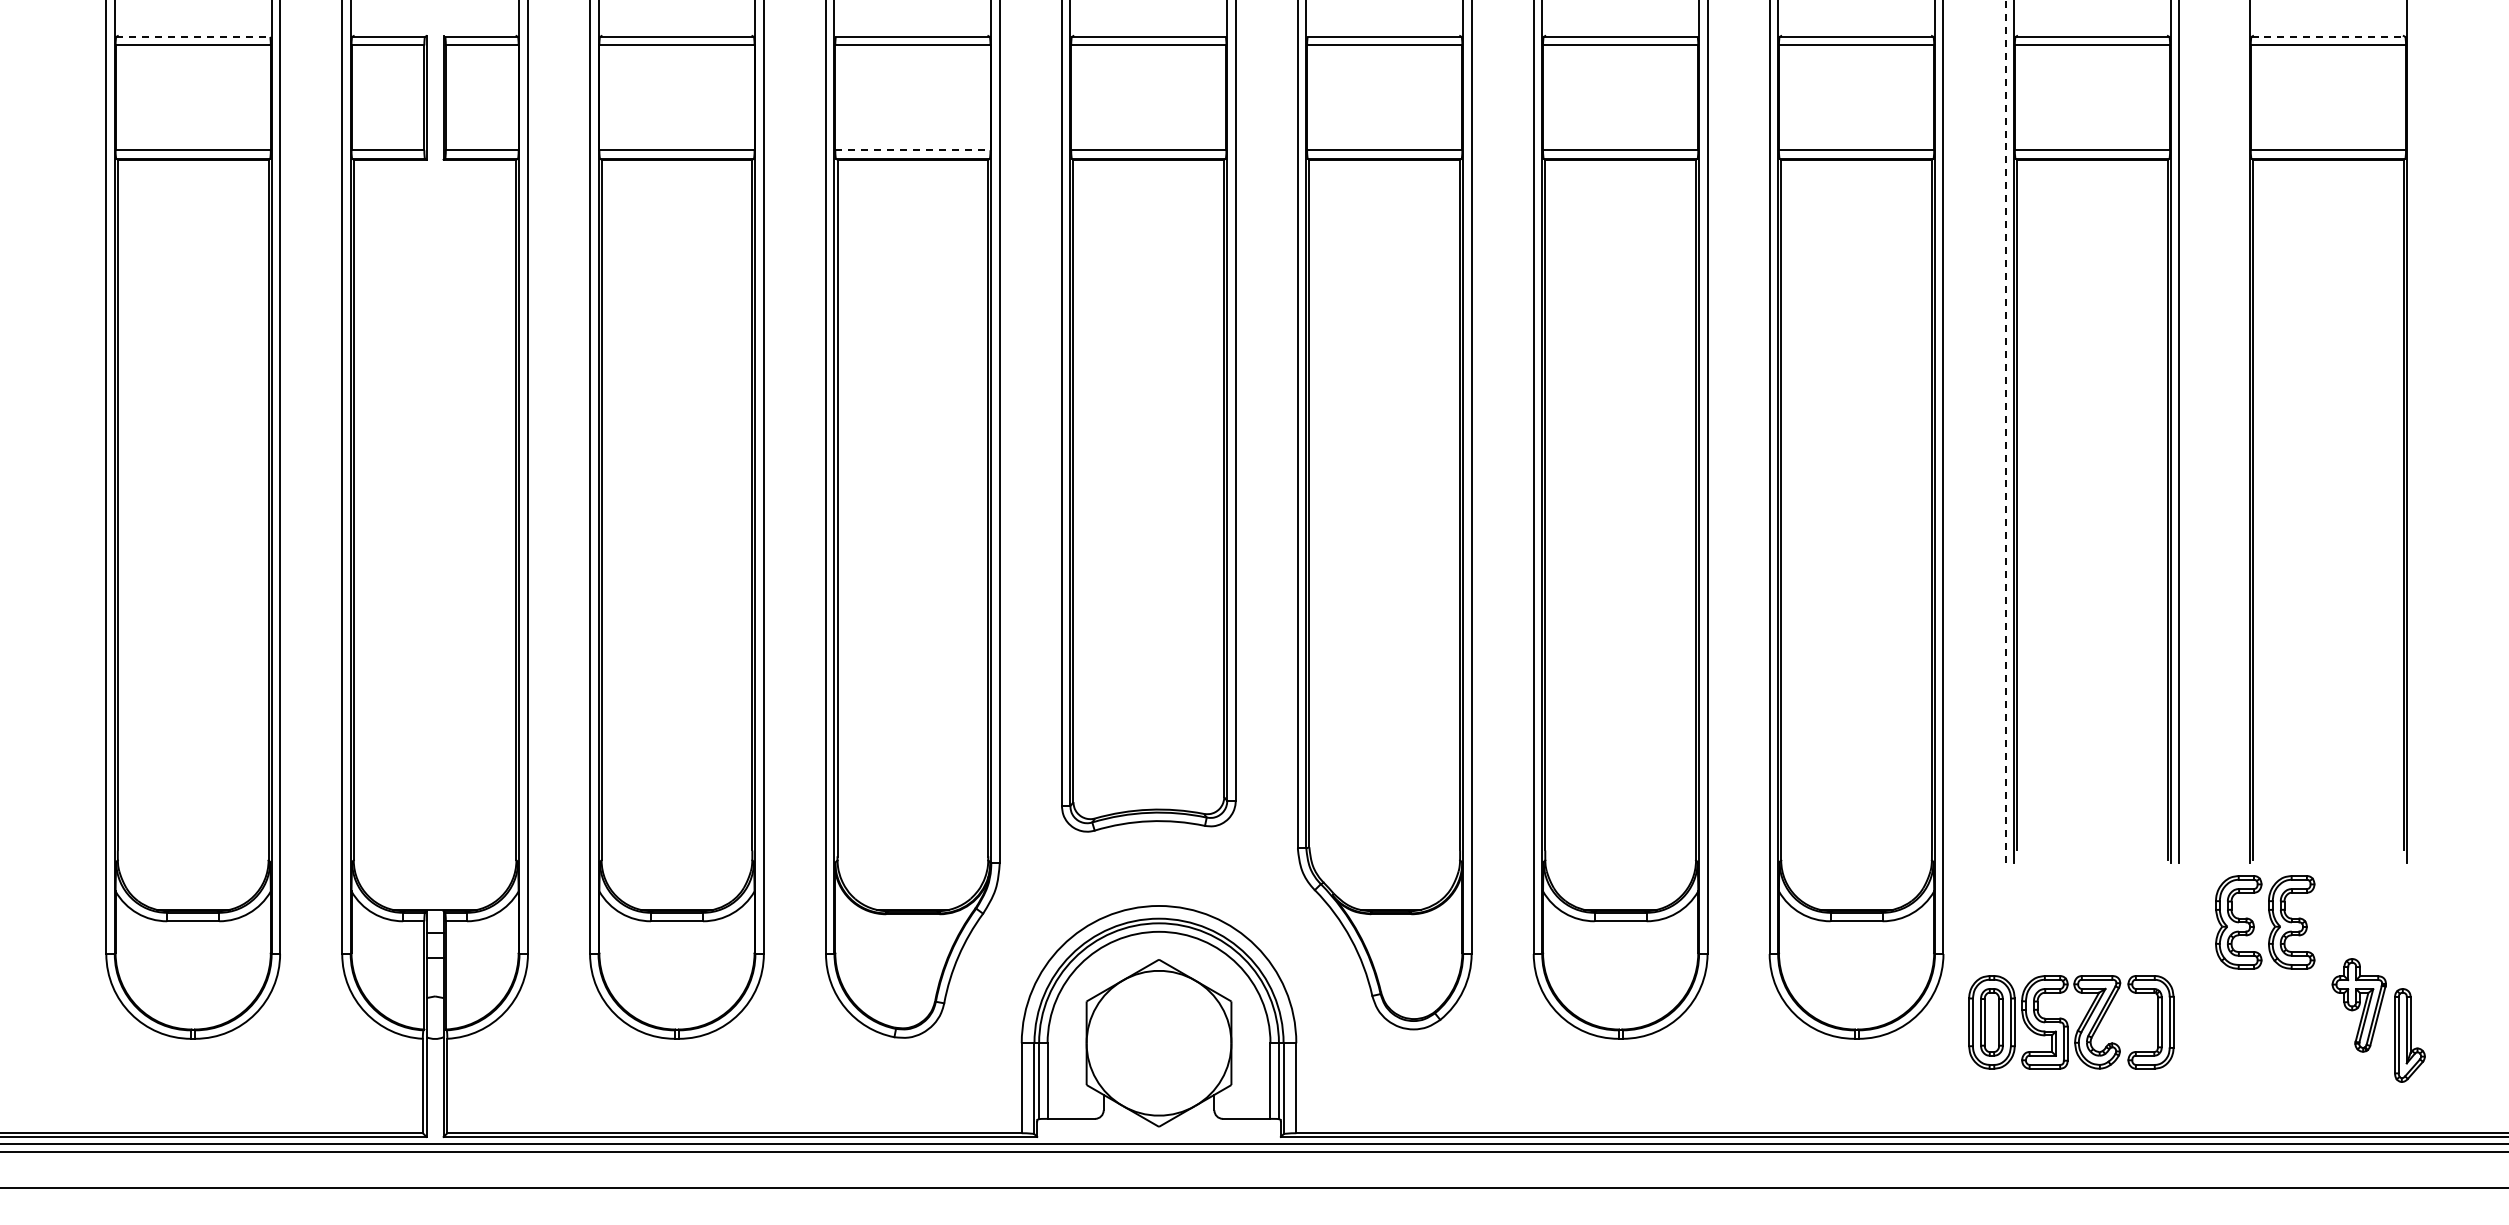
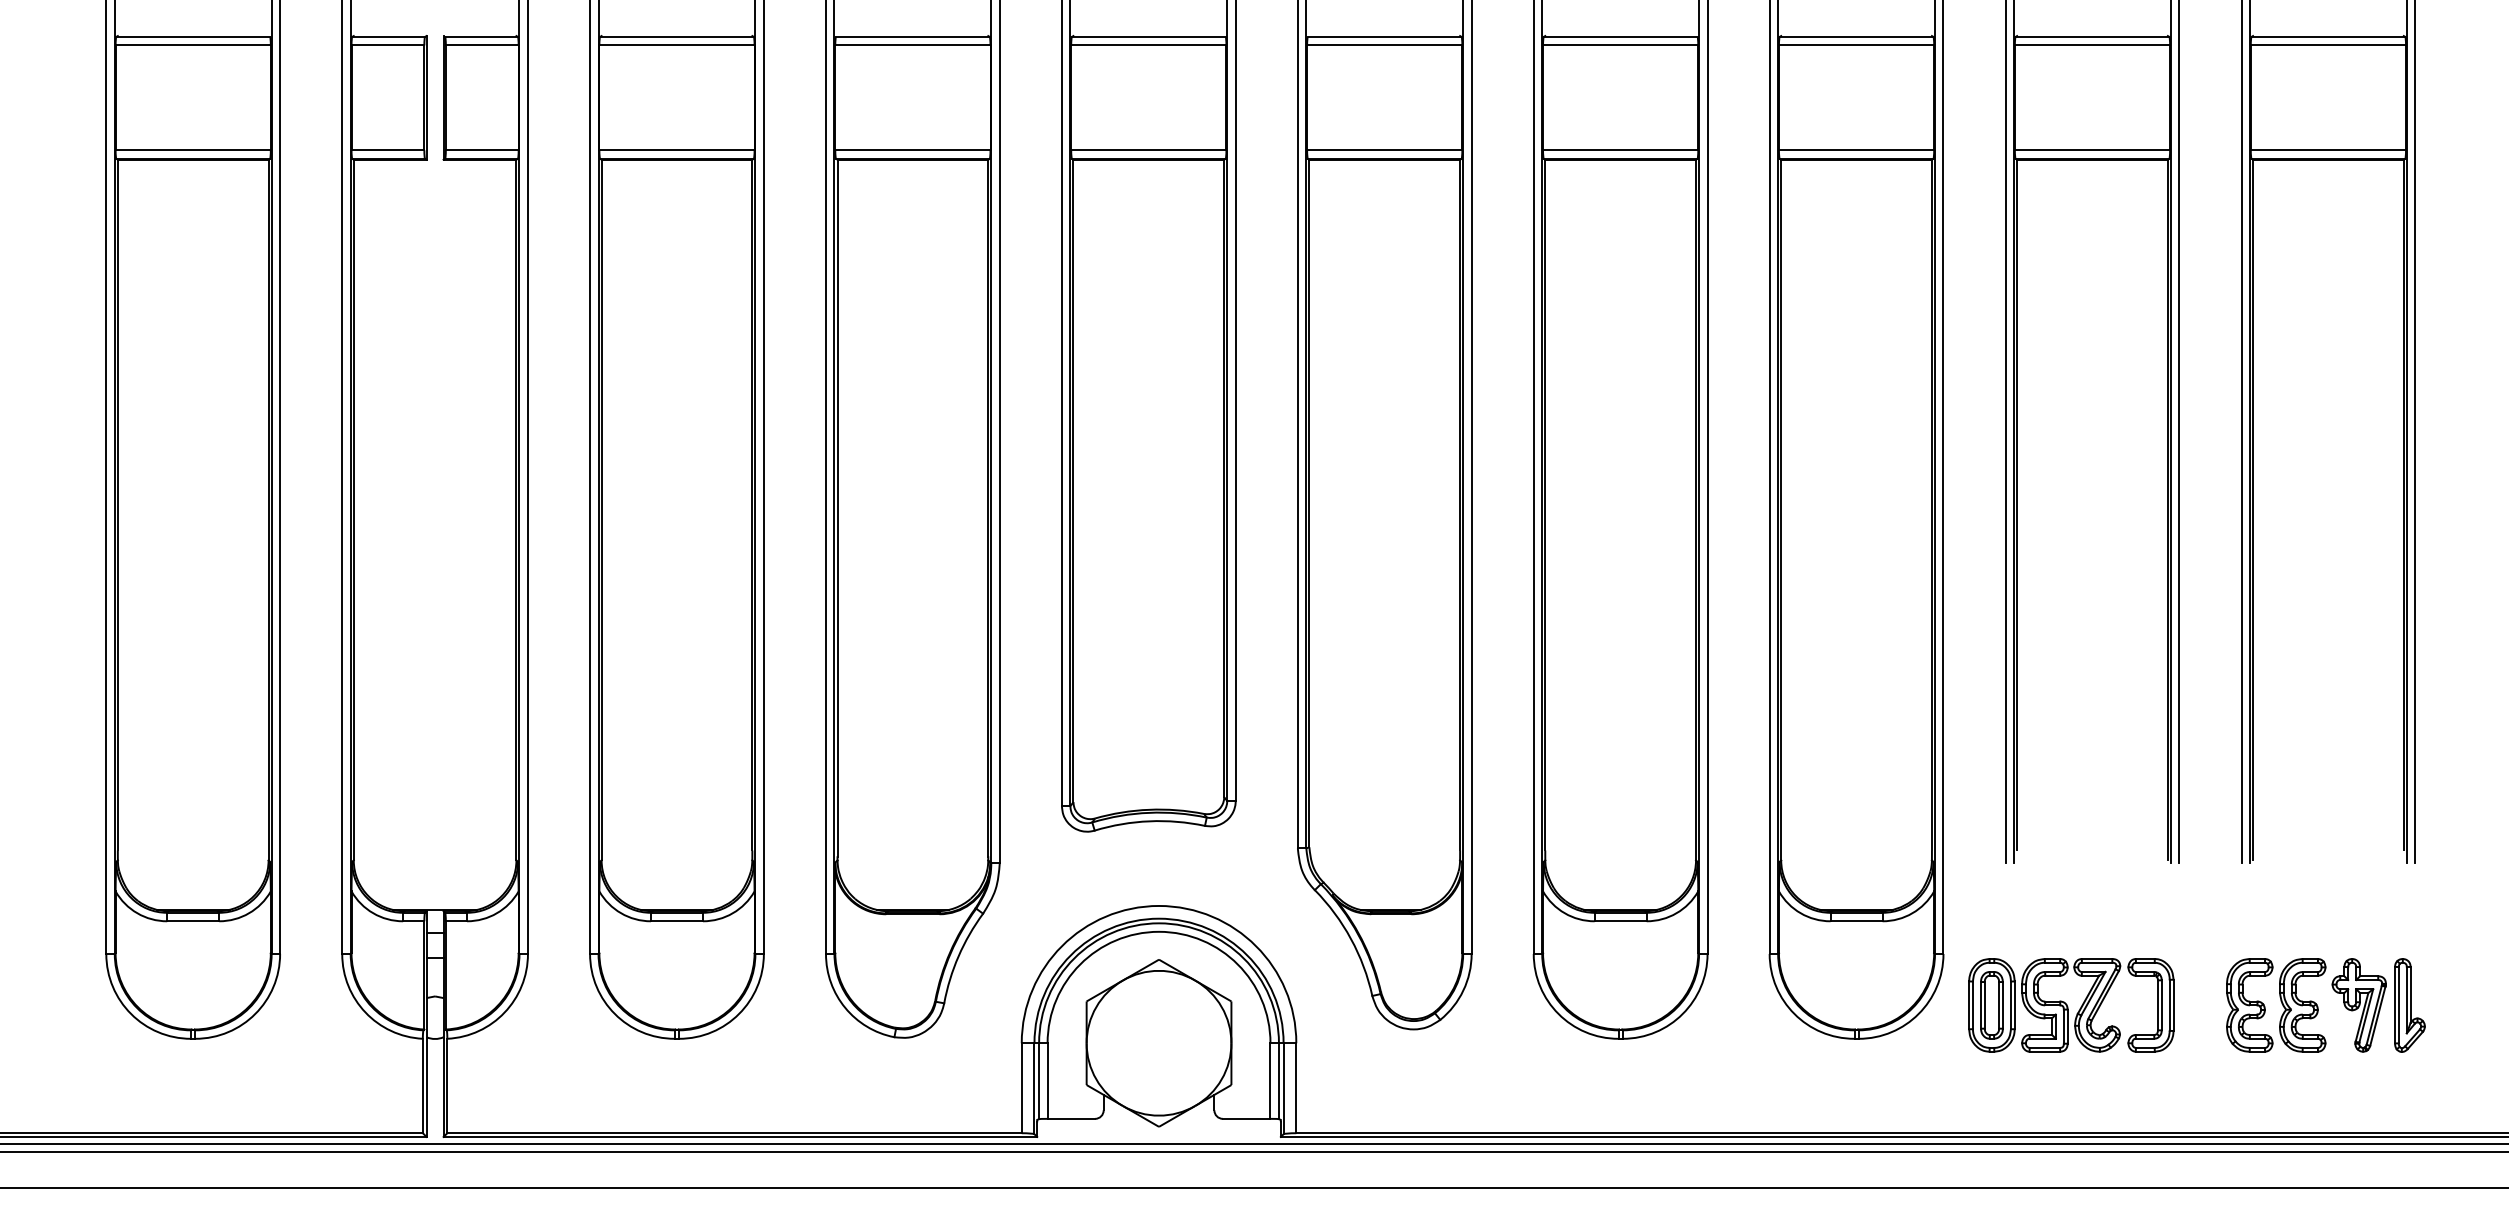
line: dashed -> solid (193, 36)
line: dashed -> solid (2328, 36)
line: dashed -> solid (912, 150)
line: dashed -> solid (2005, 431)
line: none -> present (2241, 432)
line: none -> present (2415, 432)
part position: (2265, 922) -> (2276, 1005) (2276, 1005)
part position: (2071, 1022) -> (2071, 1005) (2071, 1005)
part position: (2409, 1035) -> (2409, 1005) (2409, 1005)
